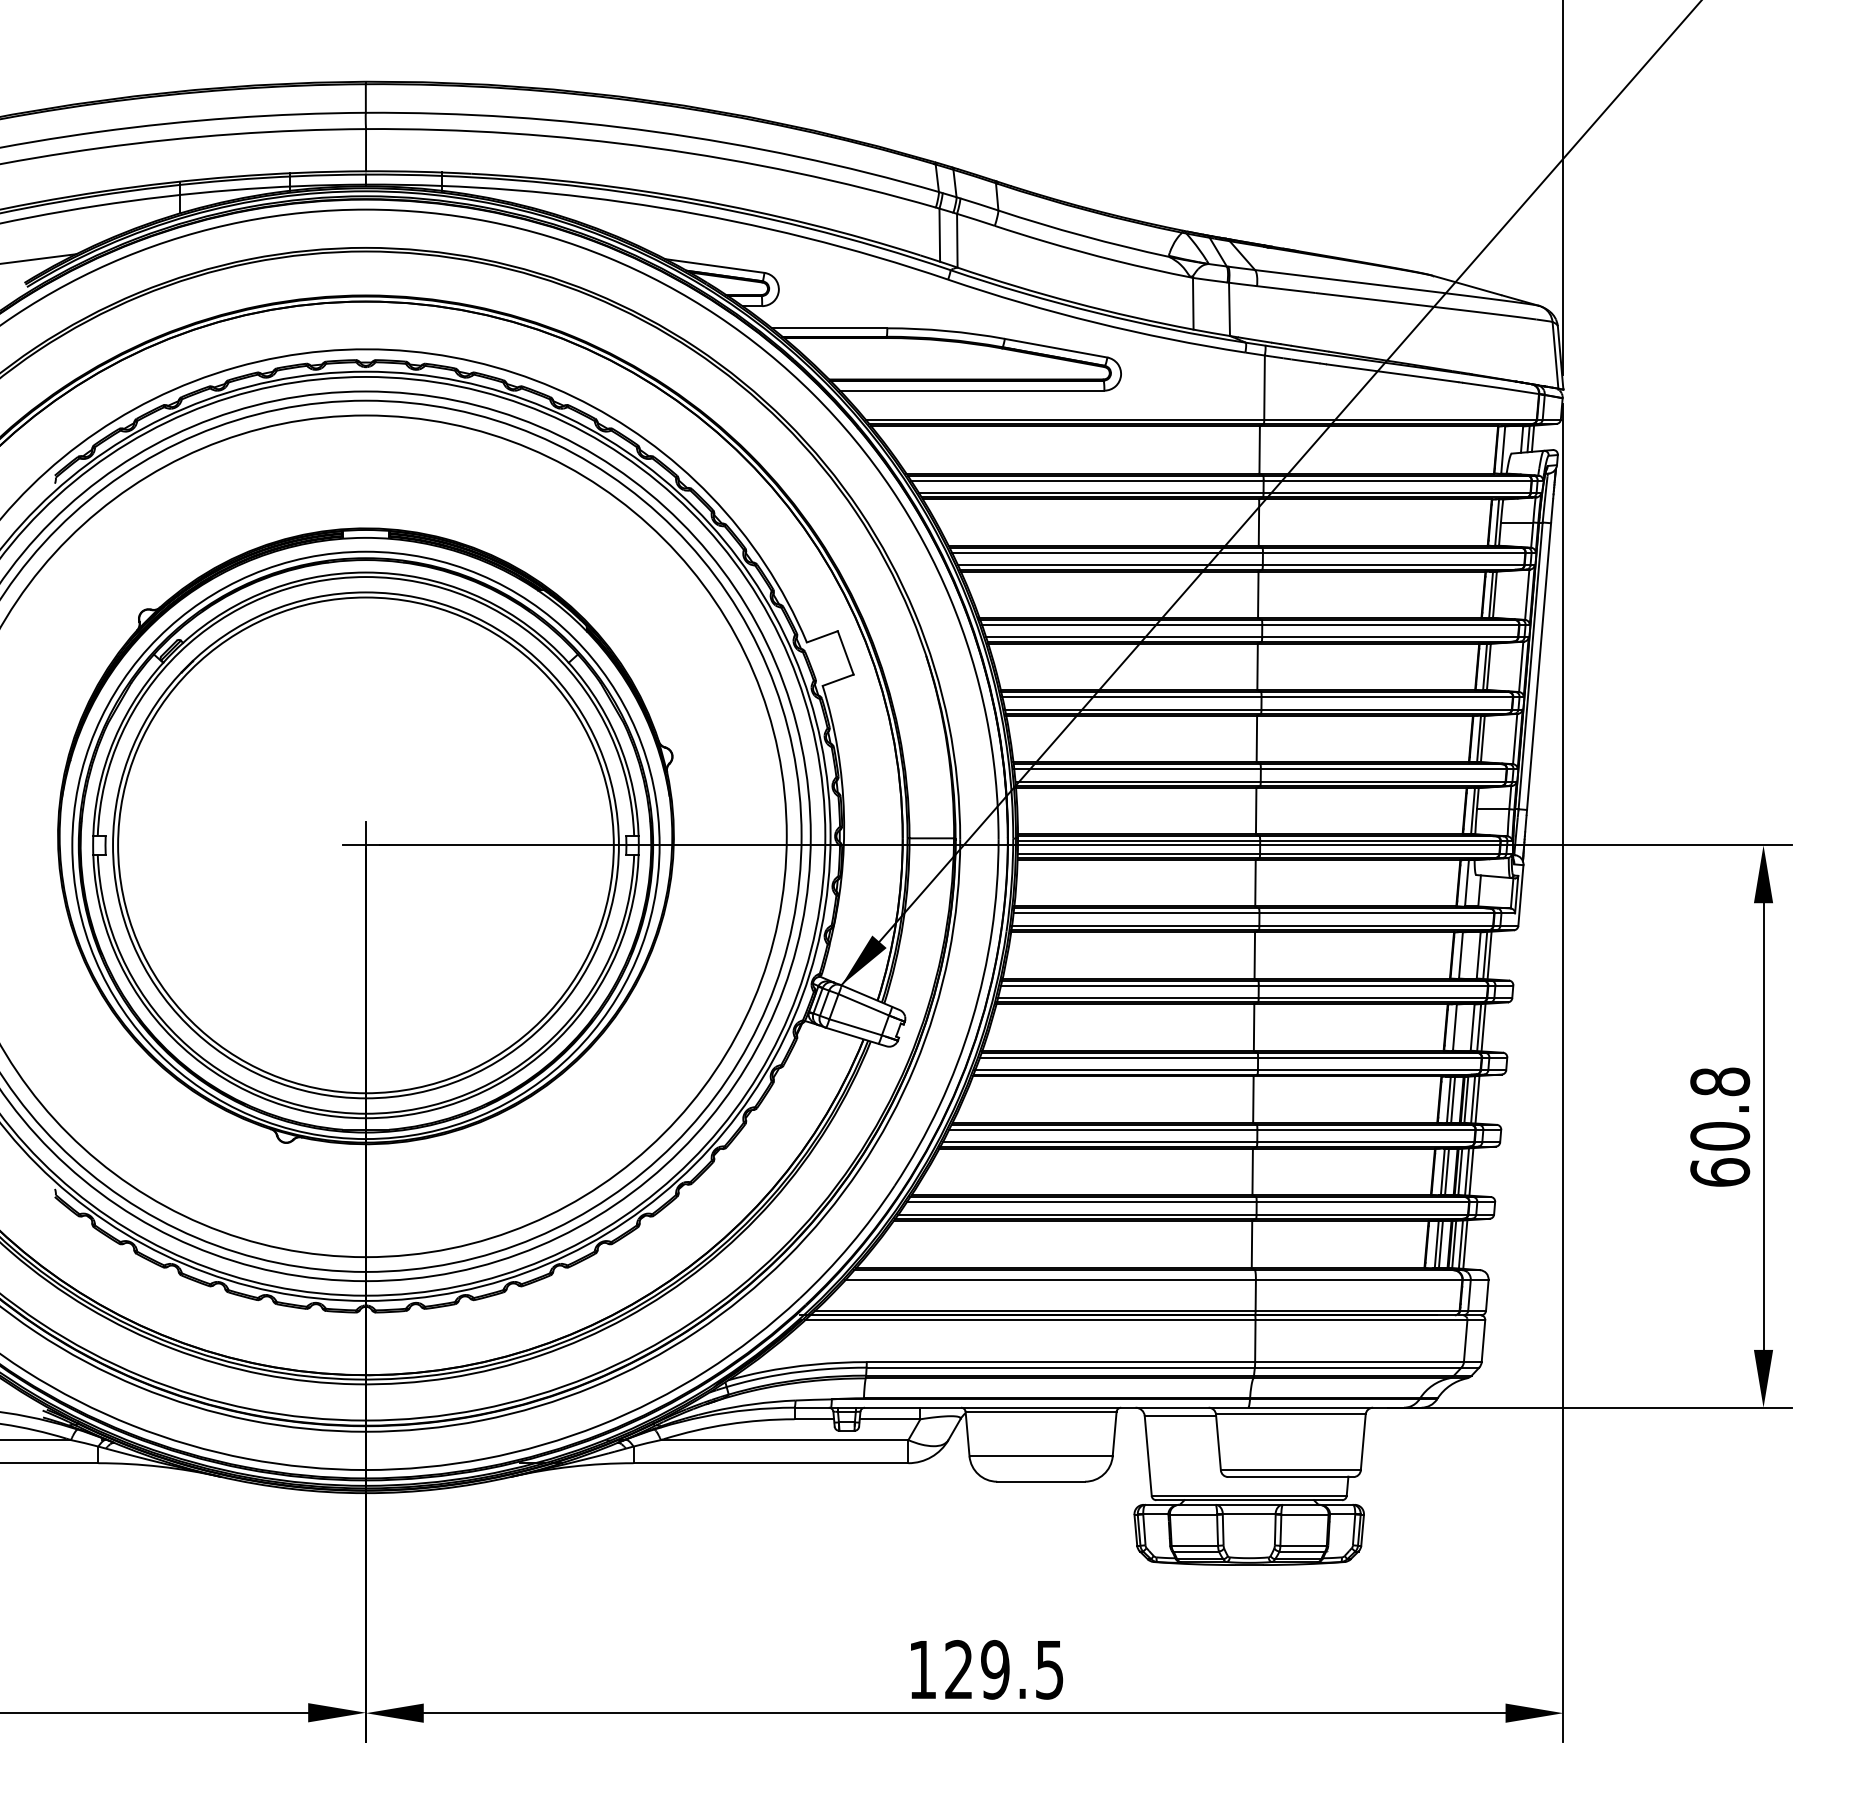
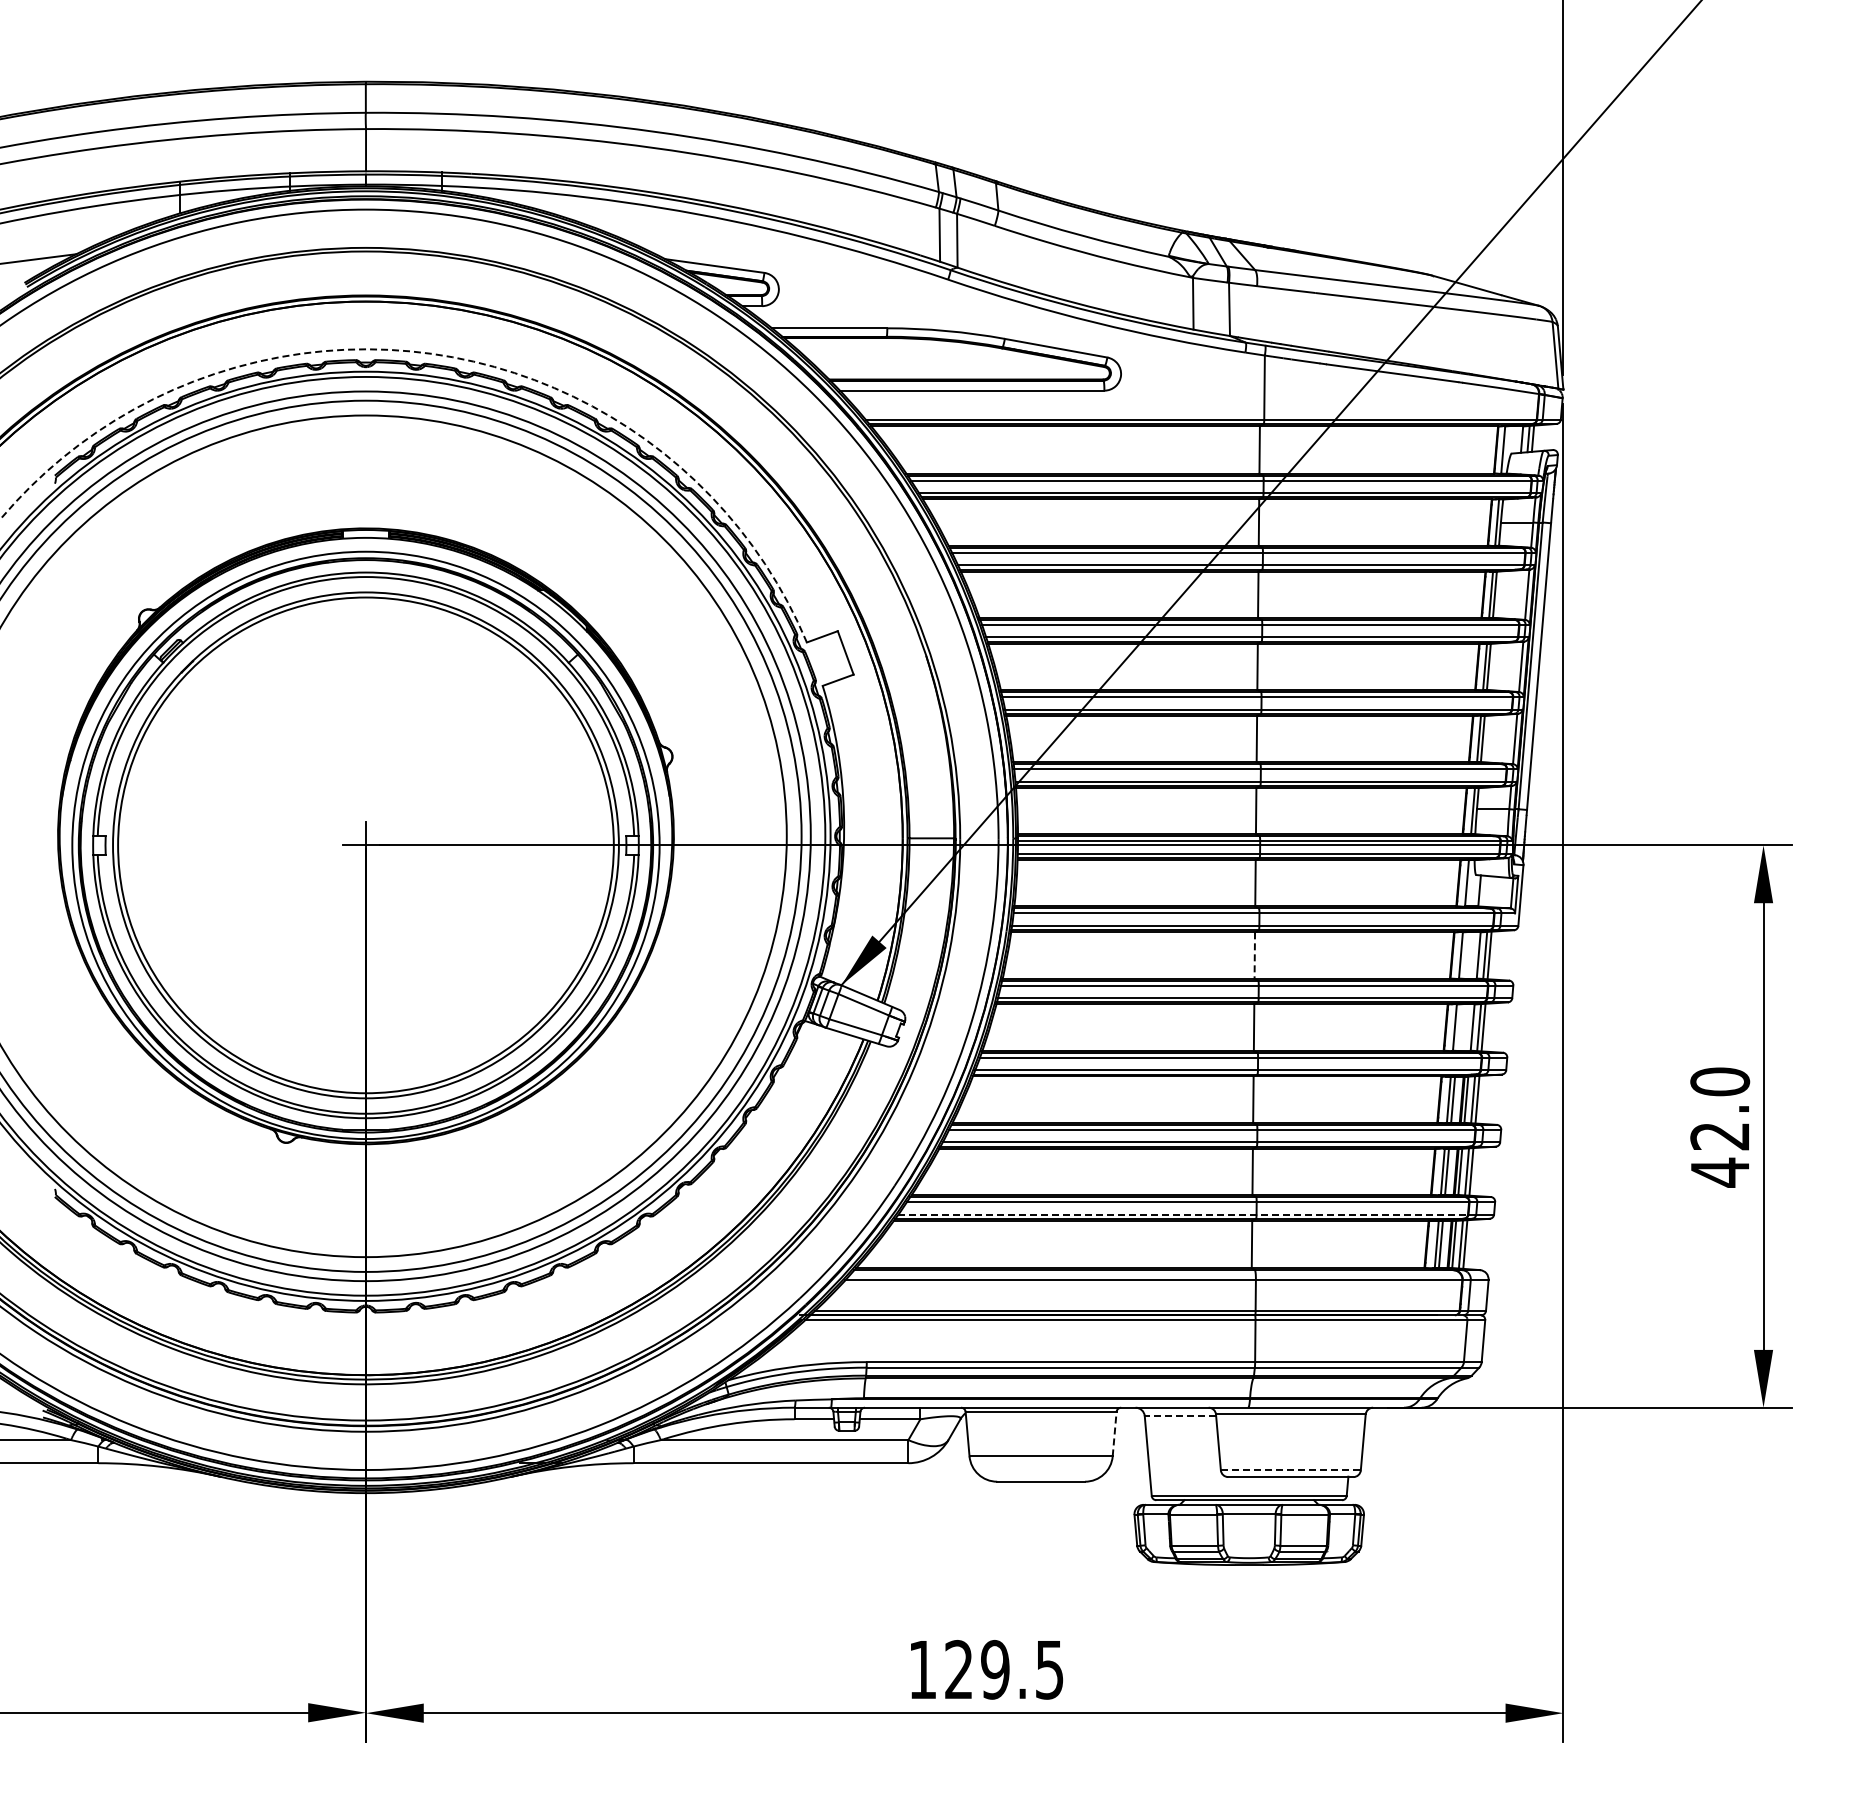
arc: solid -> dashed (437, 354)
line: solid -> dashed (1254, 956)
text: 60.8 -> 42.0 (1720, 1127)
line: solid -> dashed (1183, 1214)
line: solid -> dashed (1180, 1416)
line: solid -> dashed (1114, 1433)
line: solid -> dashed (1290, 1470)
